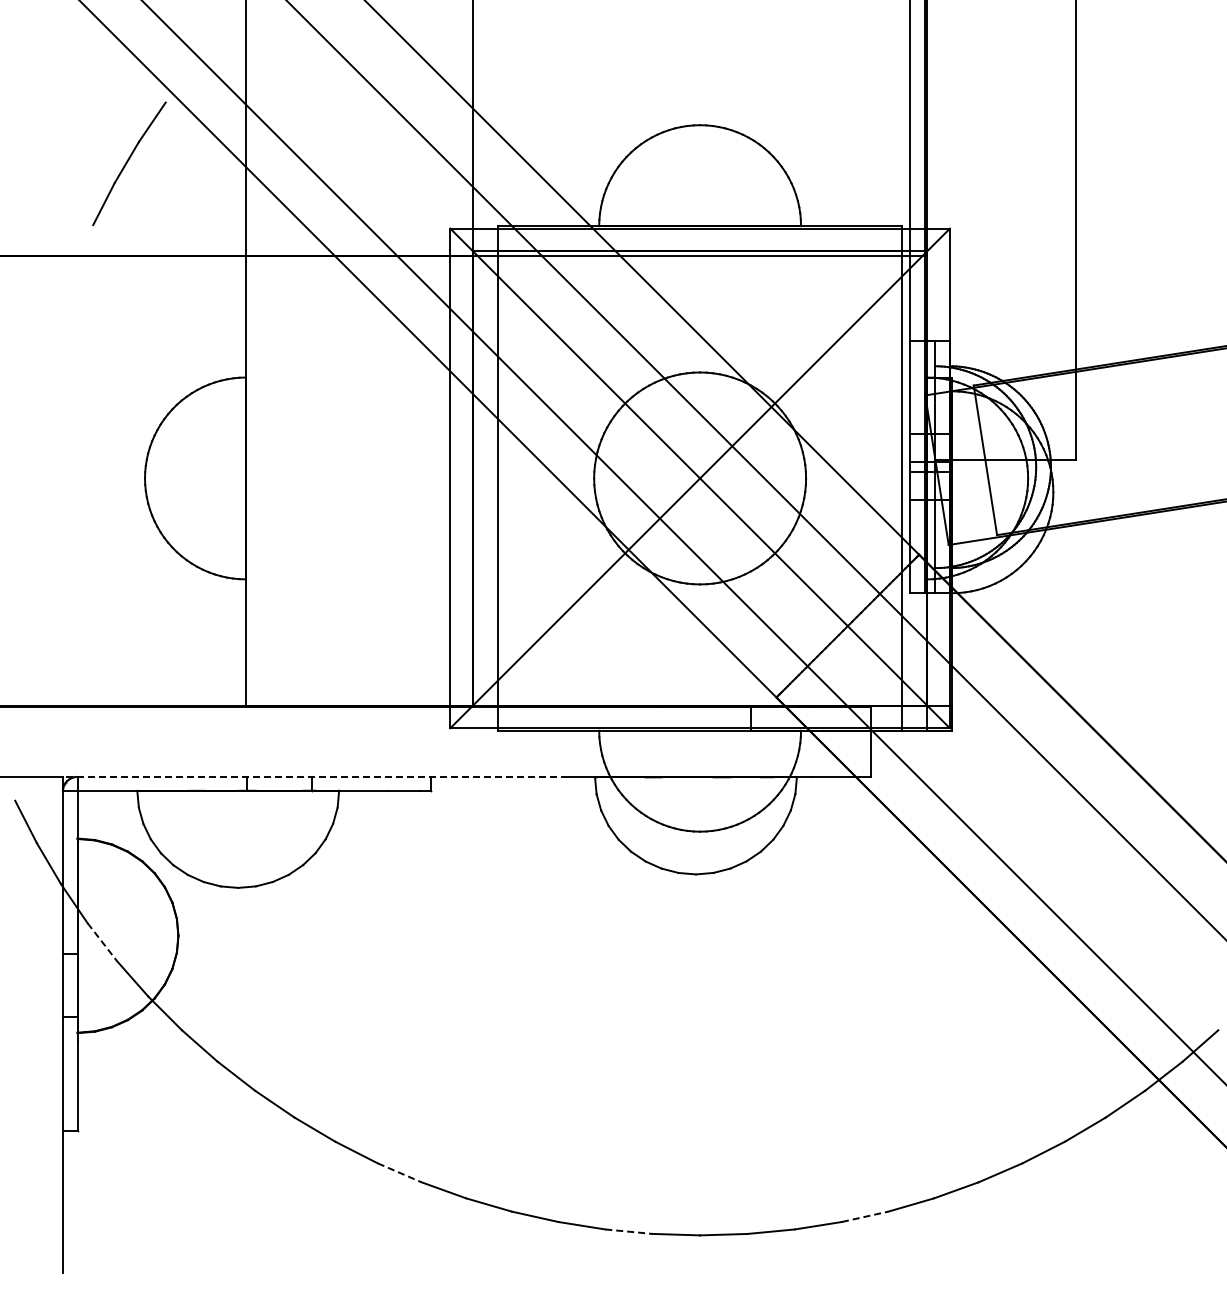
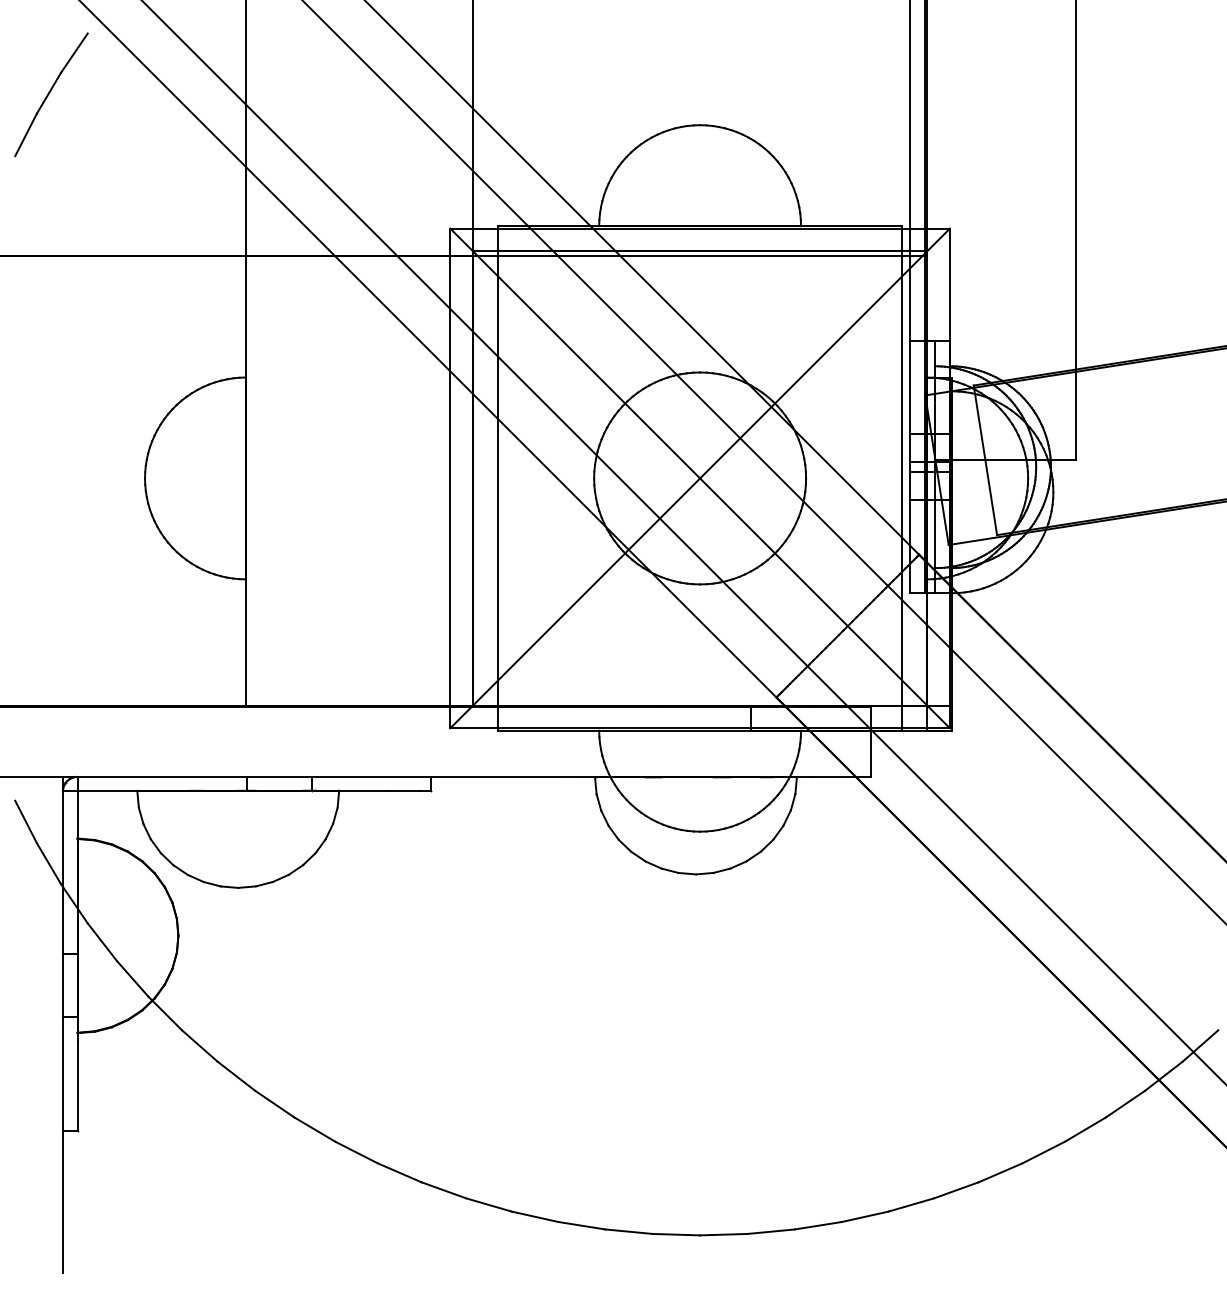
part position: (129, 163) -> (51, 94) (51, 94)
line position: (755, 469) -> (763, 461) (763, 461)
line: dashed -> solid (315, 776)
line: dashed -> solid (102, 942)
line: dashed -> solid (399, 1172)
line: dashed -> solid (865, 1216)
line: dashed -> solid (628, 1231)
